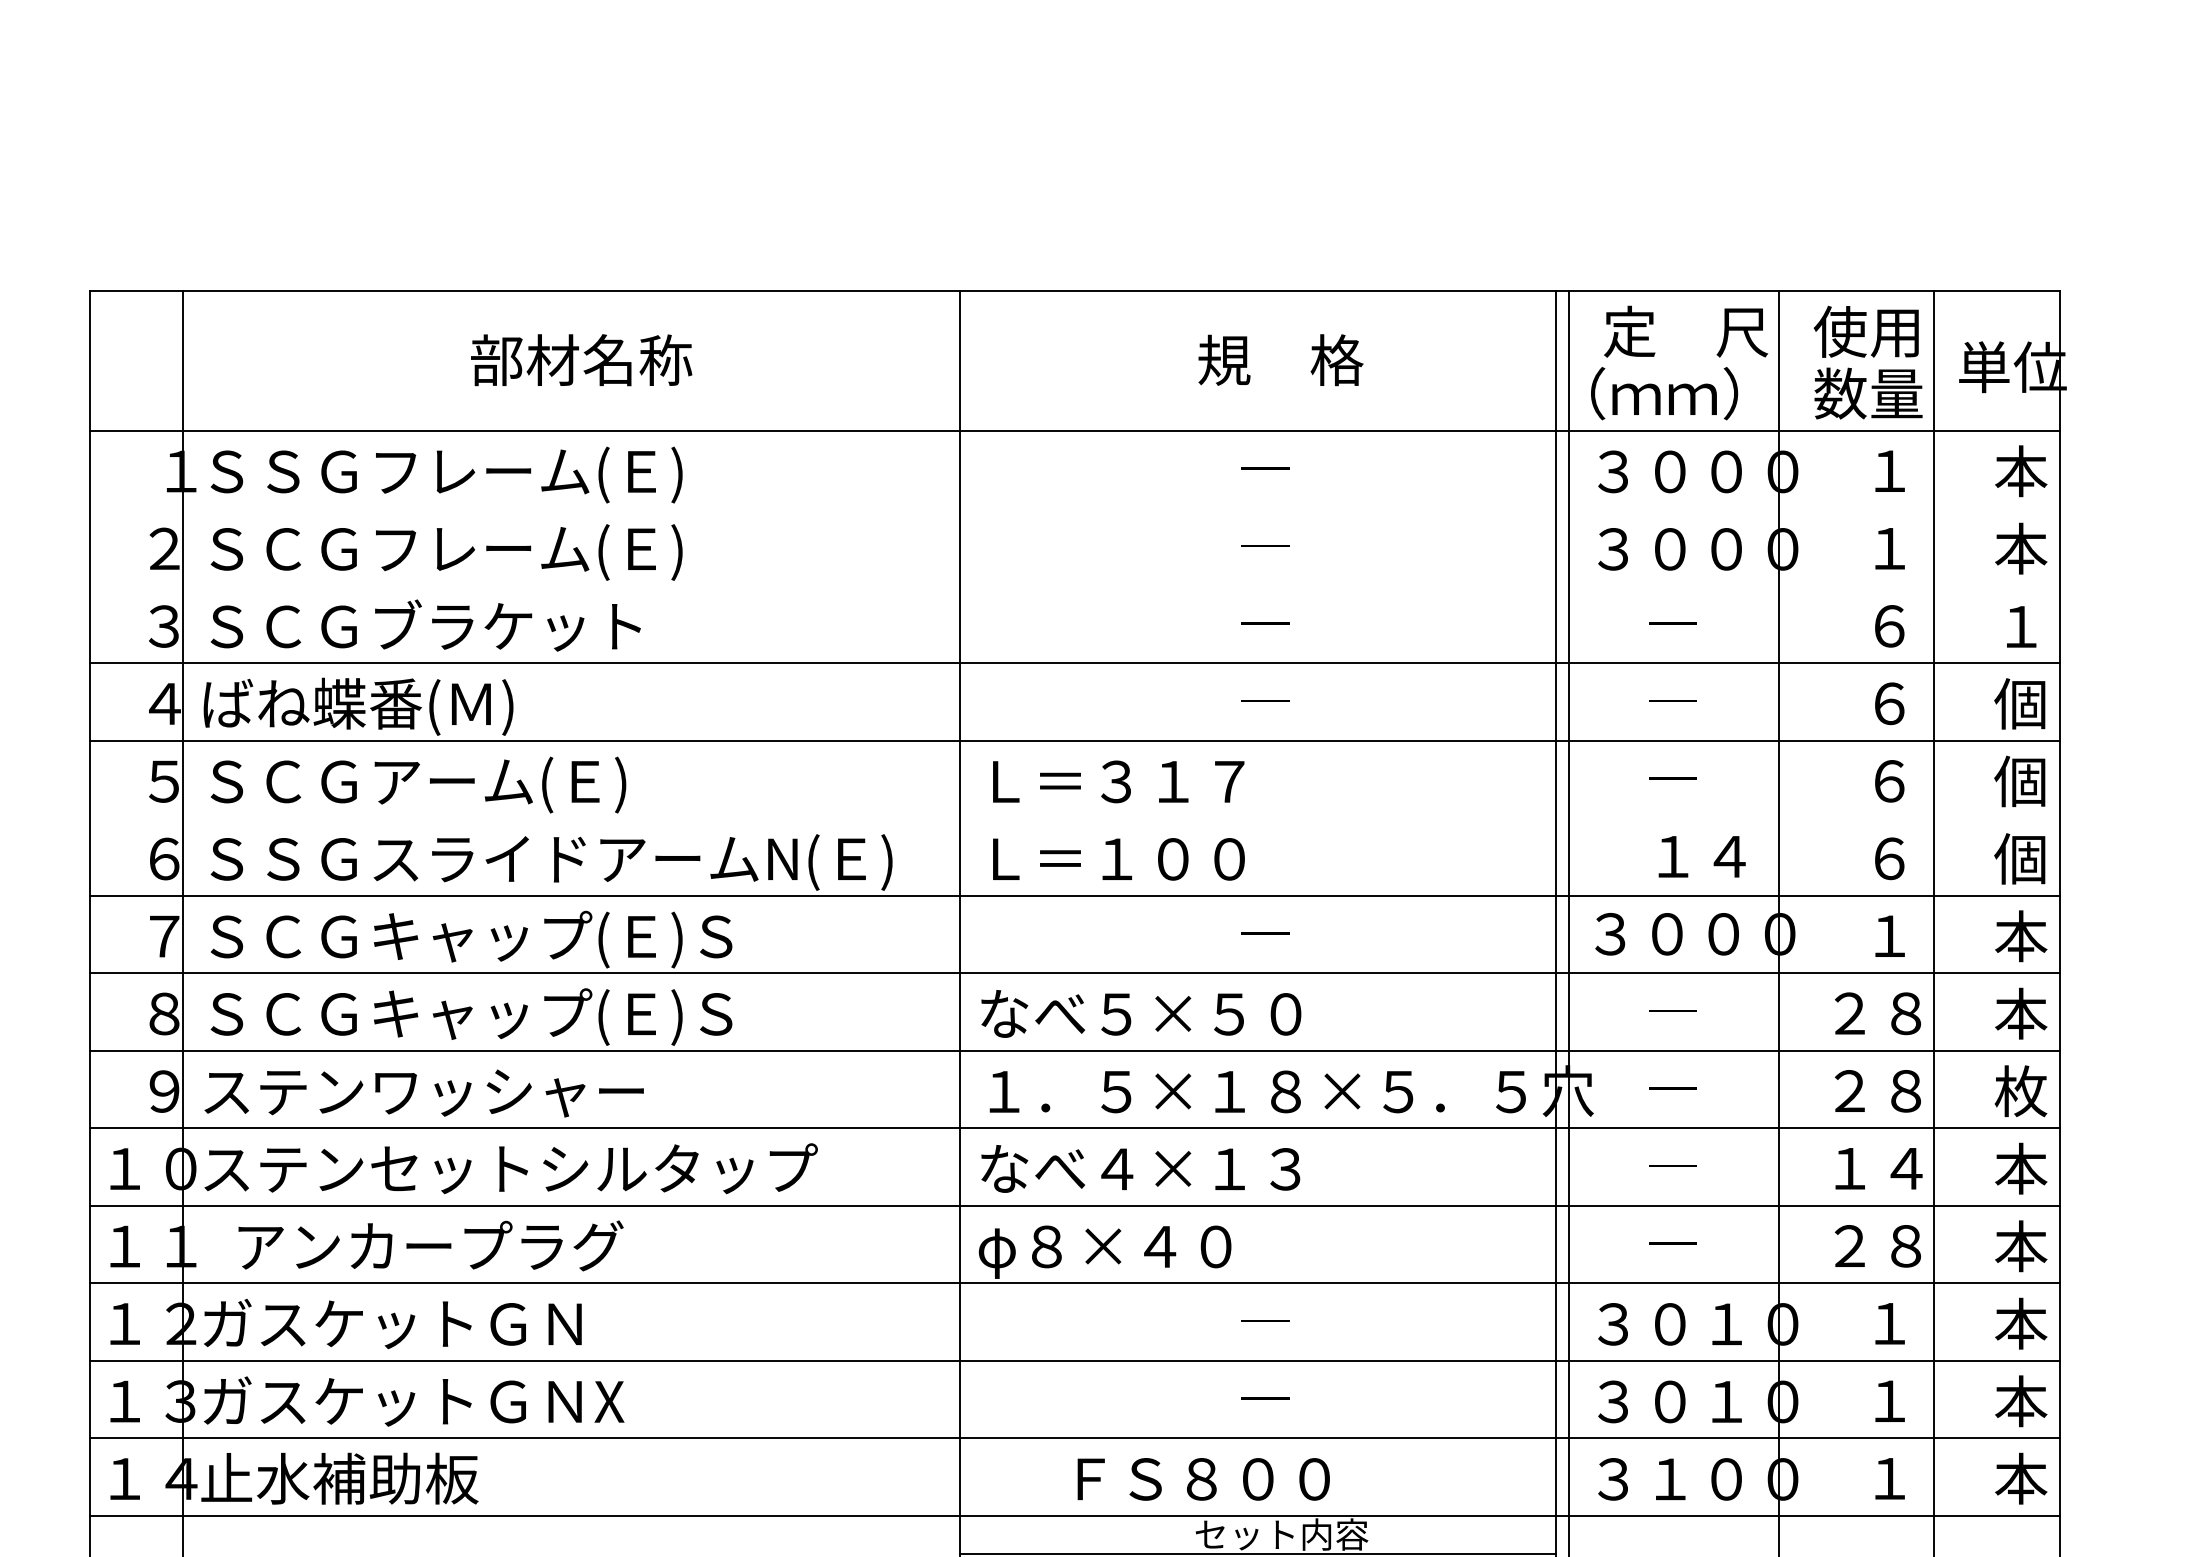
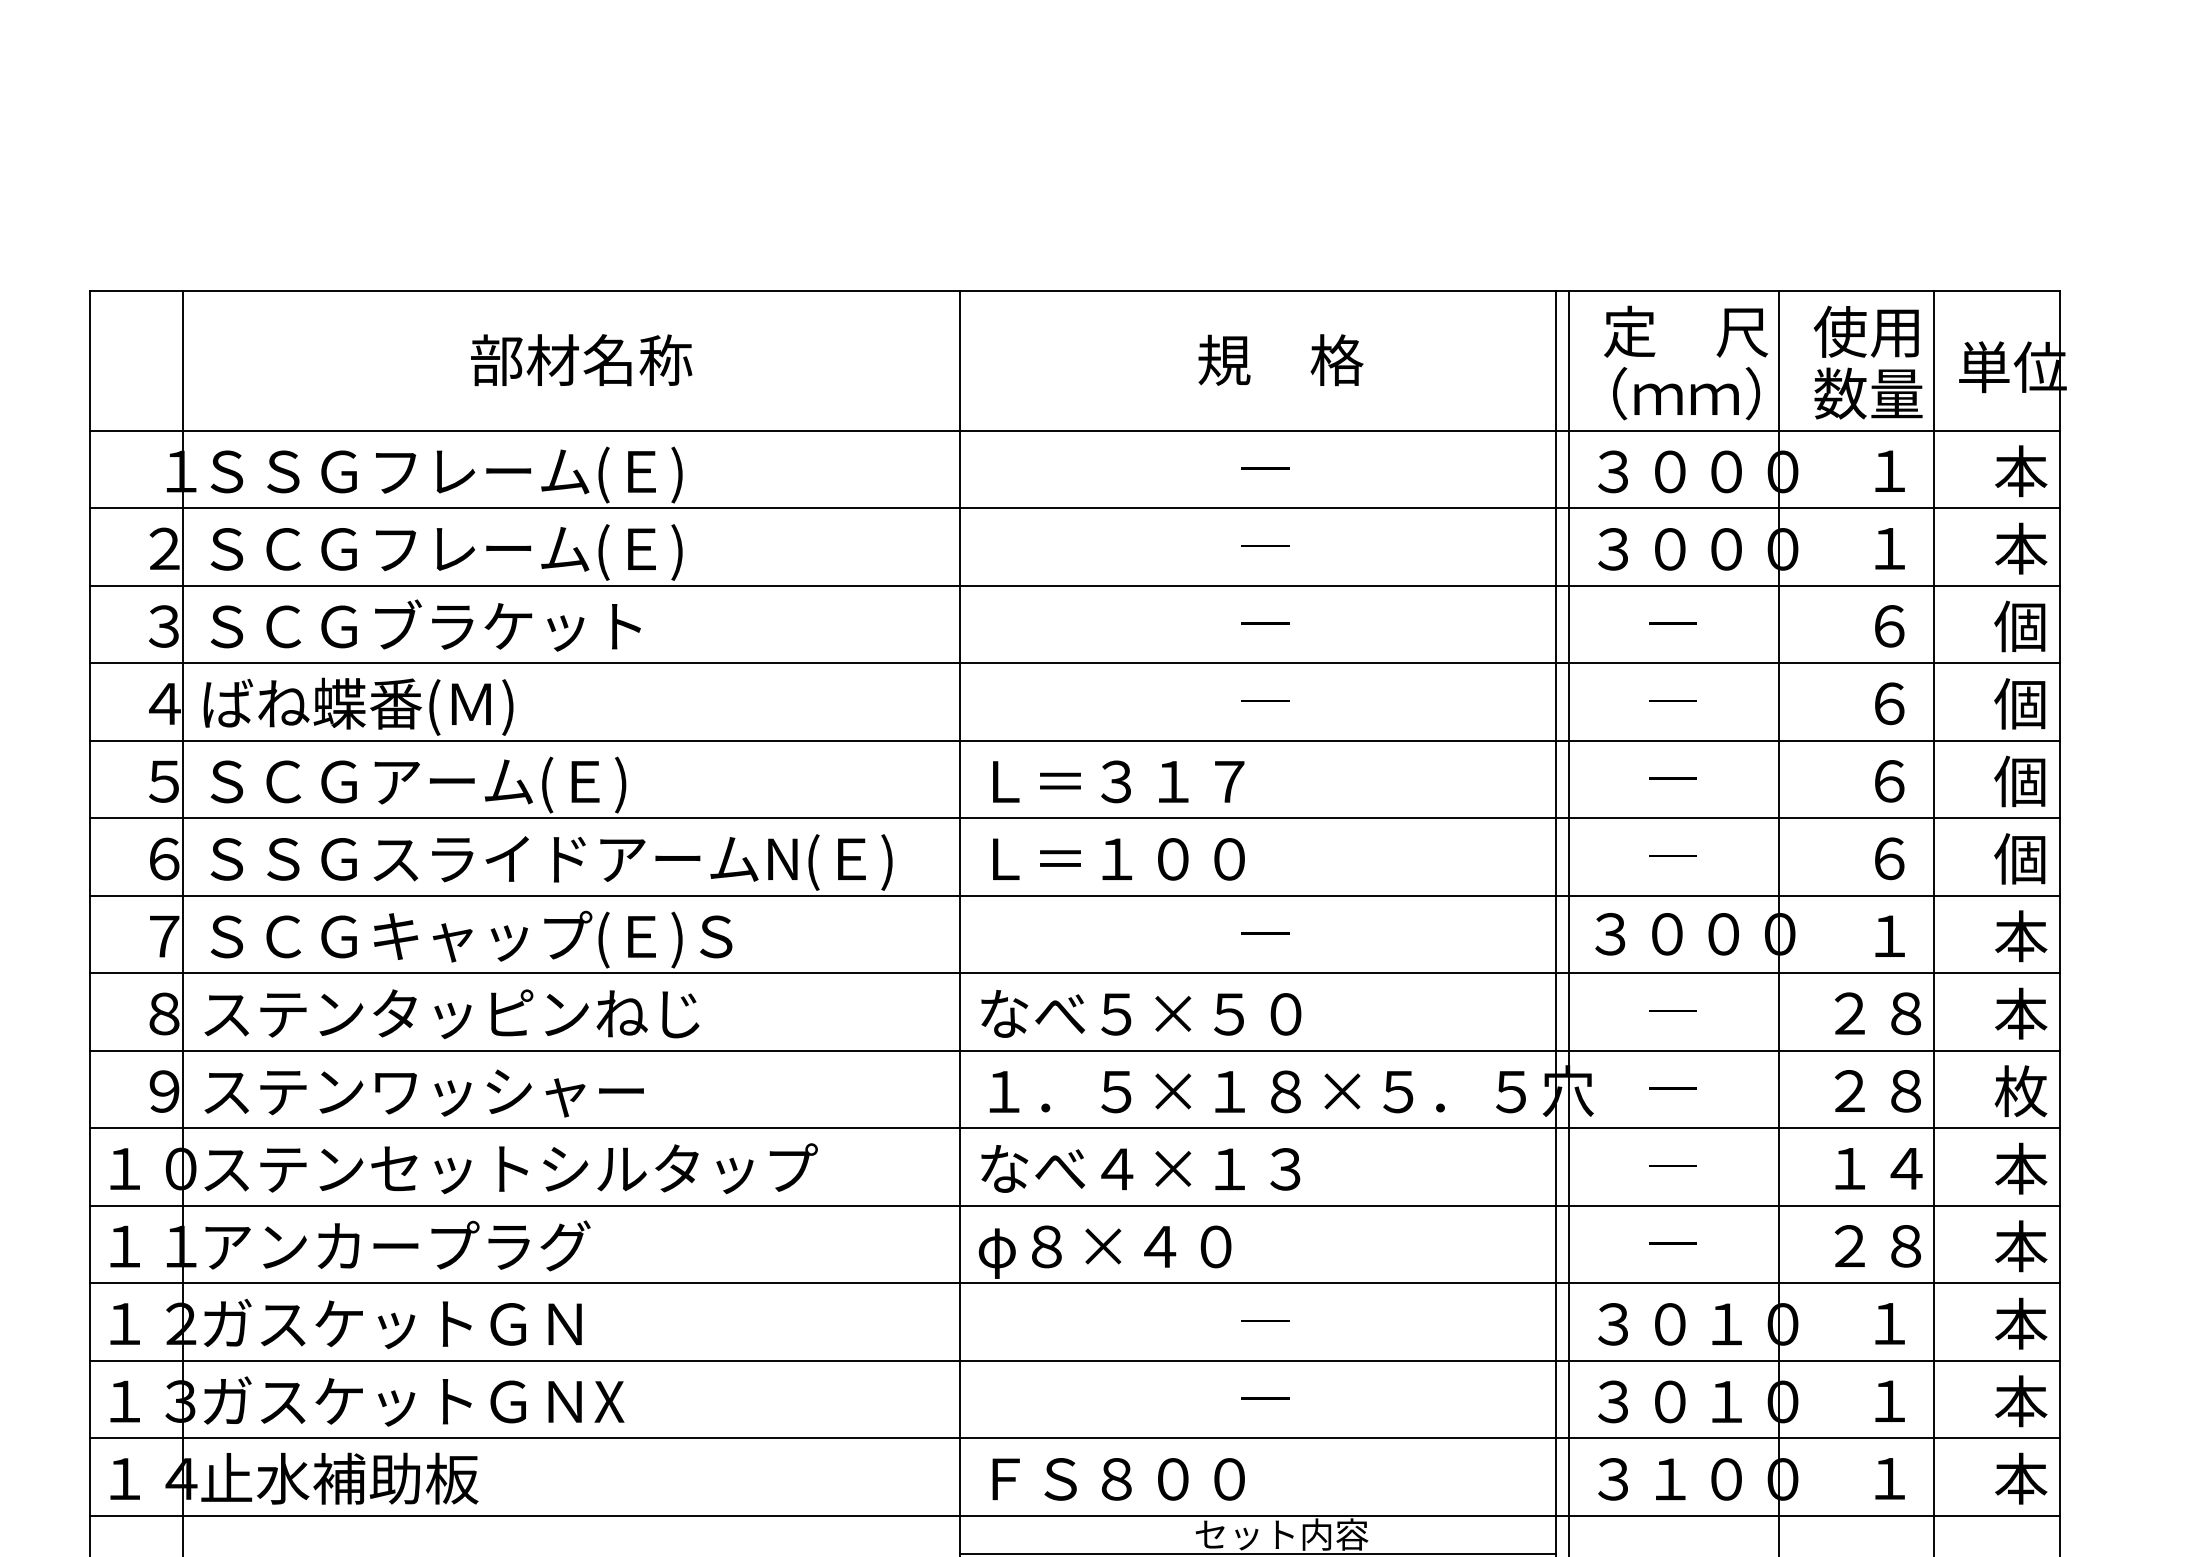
text position: (1664, 393) -> (1686, 393) (1686, 393)
line: none -> present (1074, 508)
line: none -> present (1074, 585)
text: １ -> 個 (2019, 626)
line: none -> present (1074, 818)
text: １４ -> ― (1697, 856)
text: ＳＣＧキャップ(Ｅ)Ｓ -> ステンタッピンねじ (468, 1016)
text position: (430, 1245) -> (397, 1245) (397, 1245)
text position: (1203, 1479) -> (1118, 1479) (1118, 1479)
